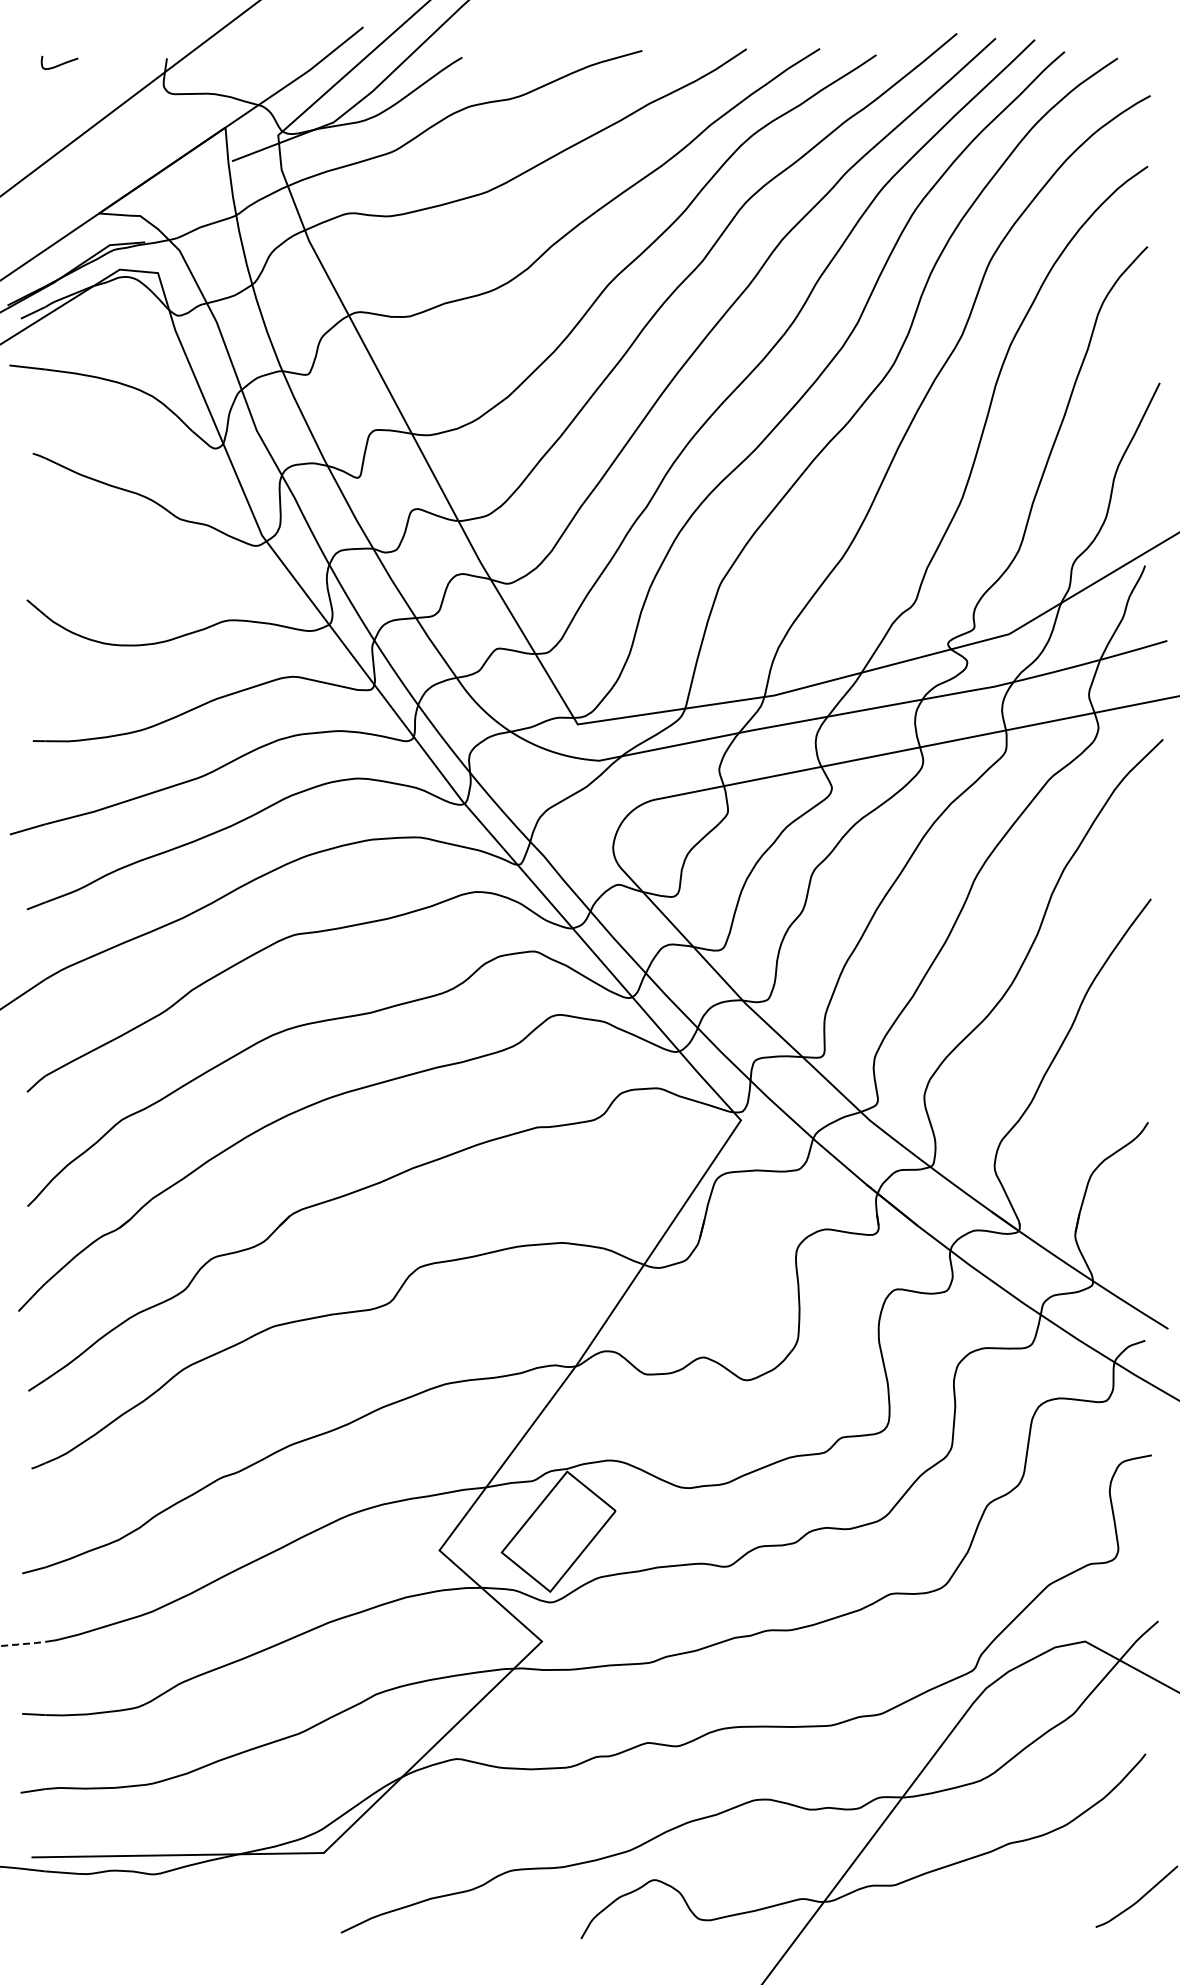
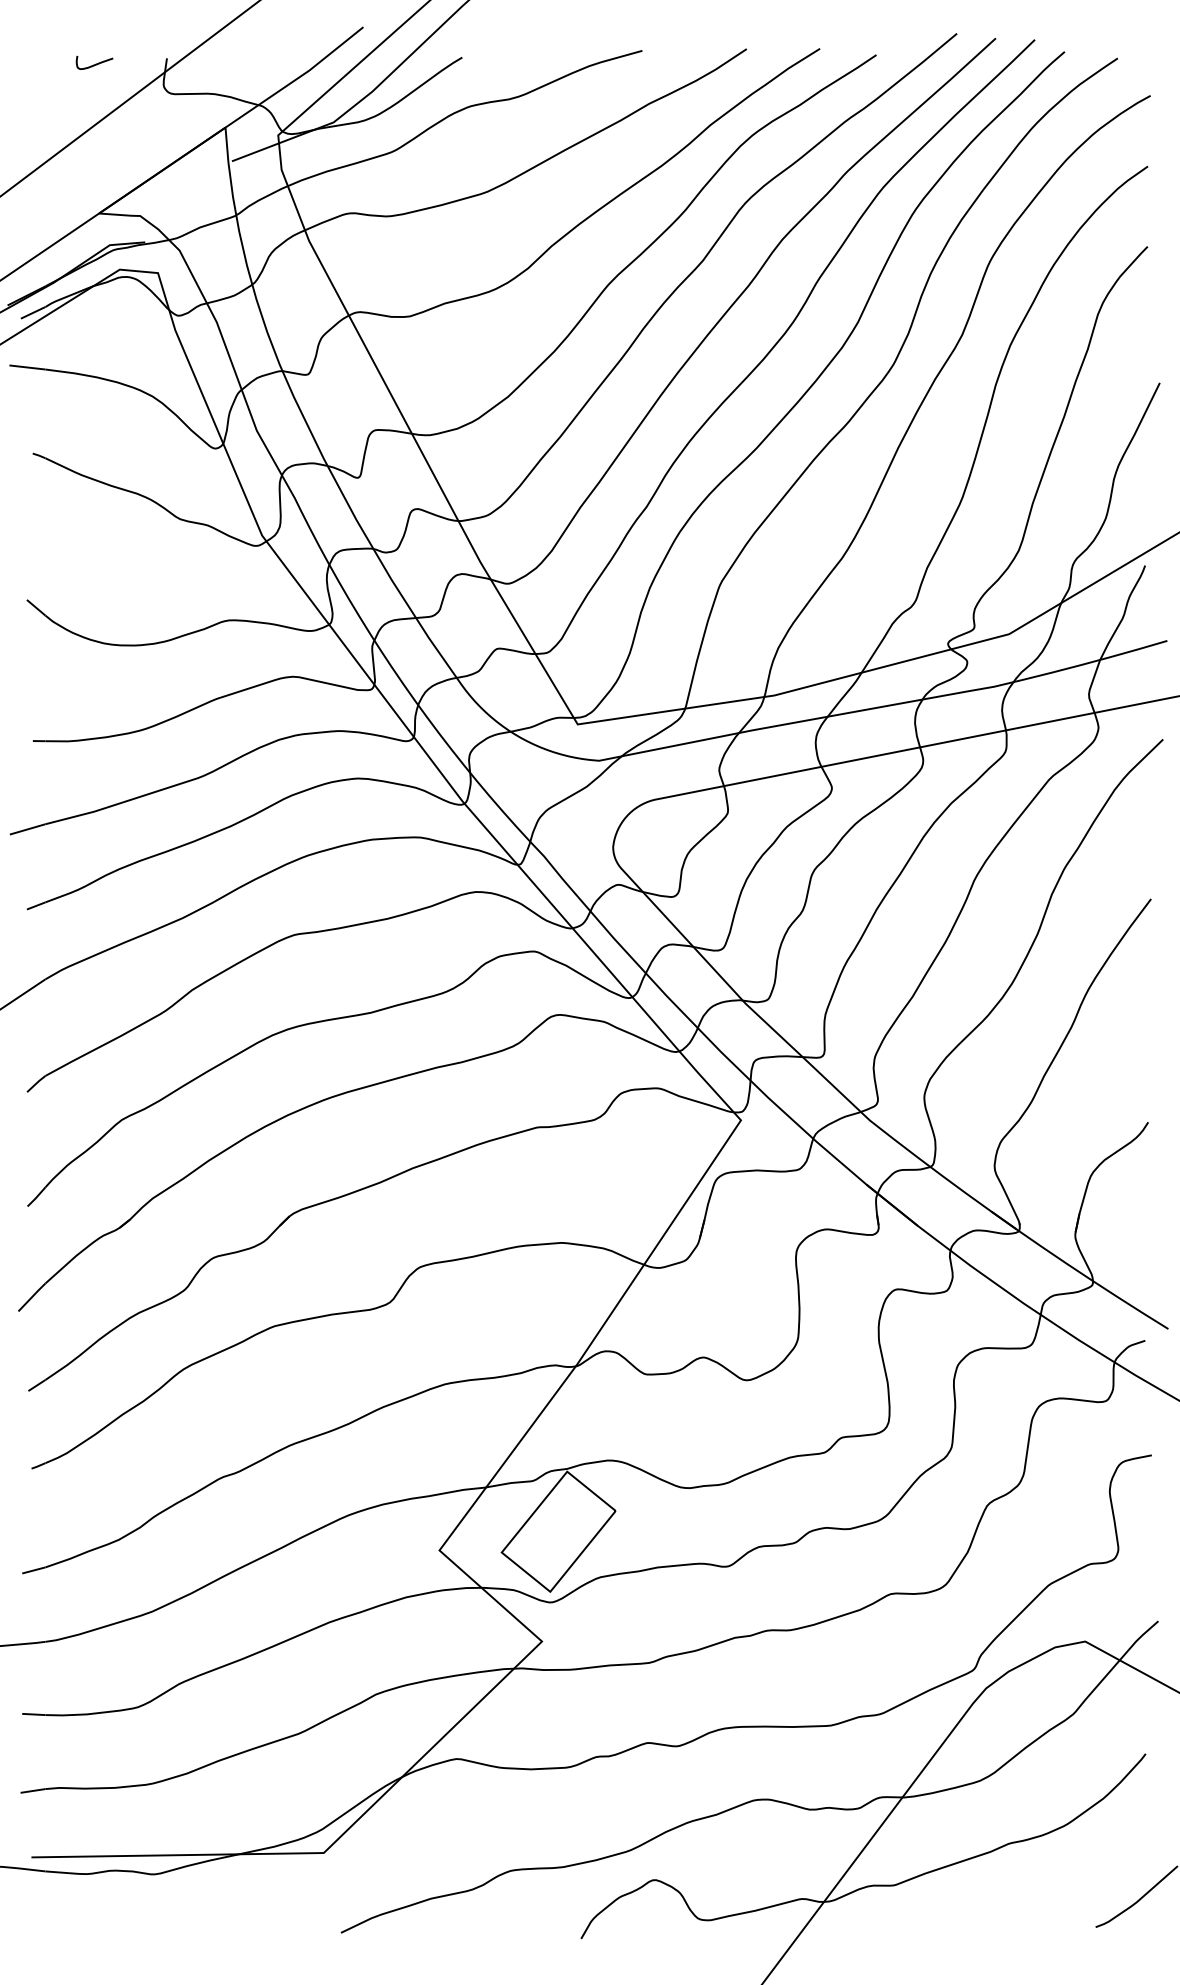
curve position: (60, 63) -> (95, 63) (95, 63)
line: dashed -> solid (23, 1644)
